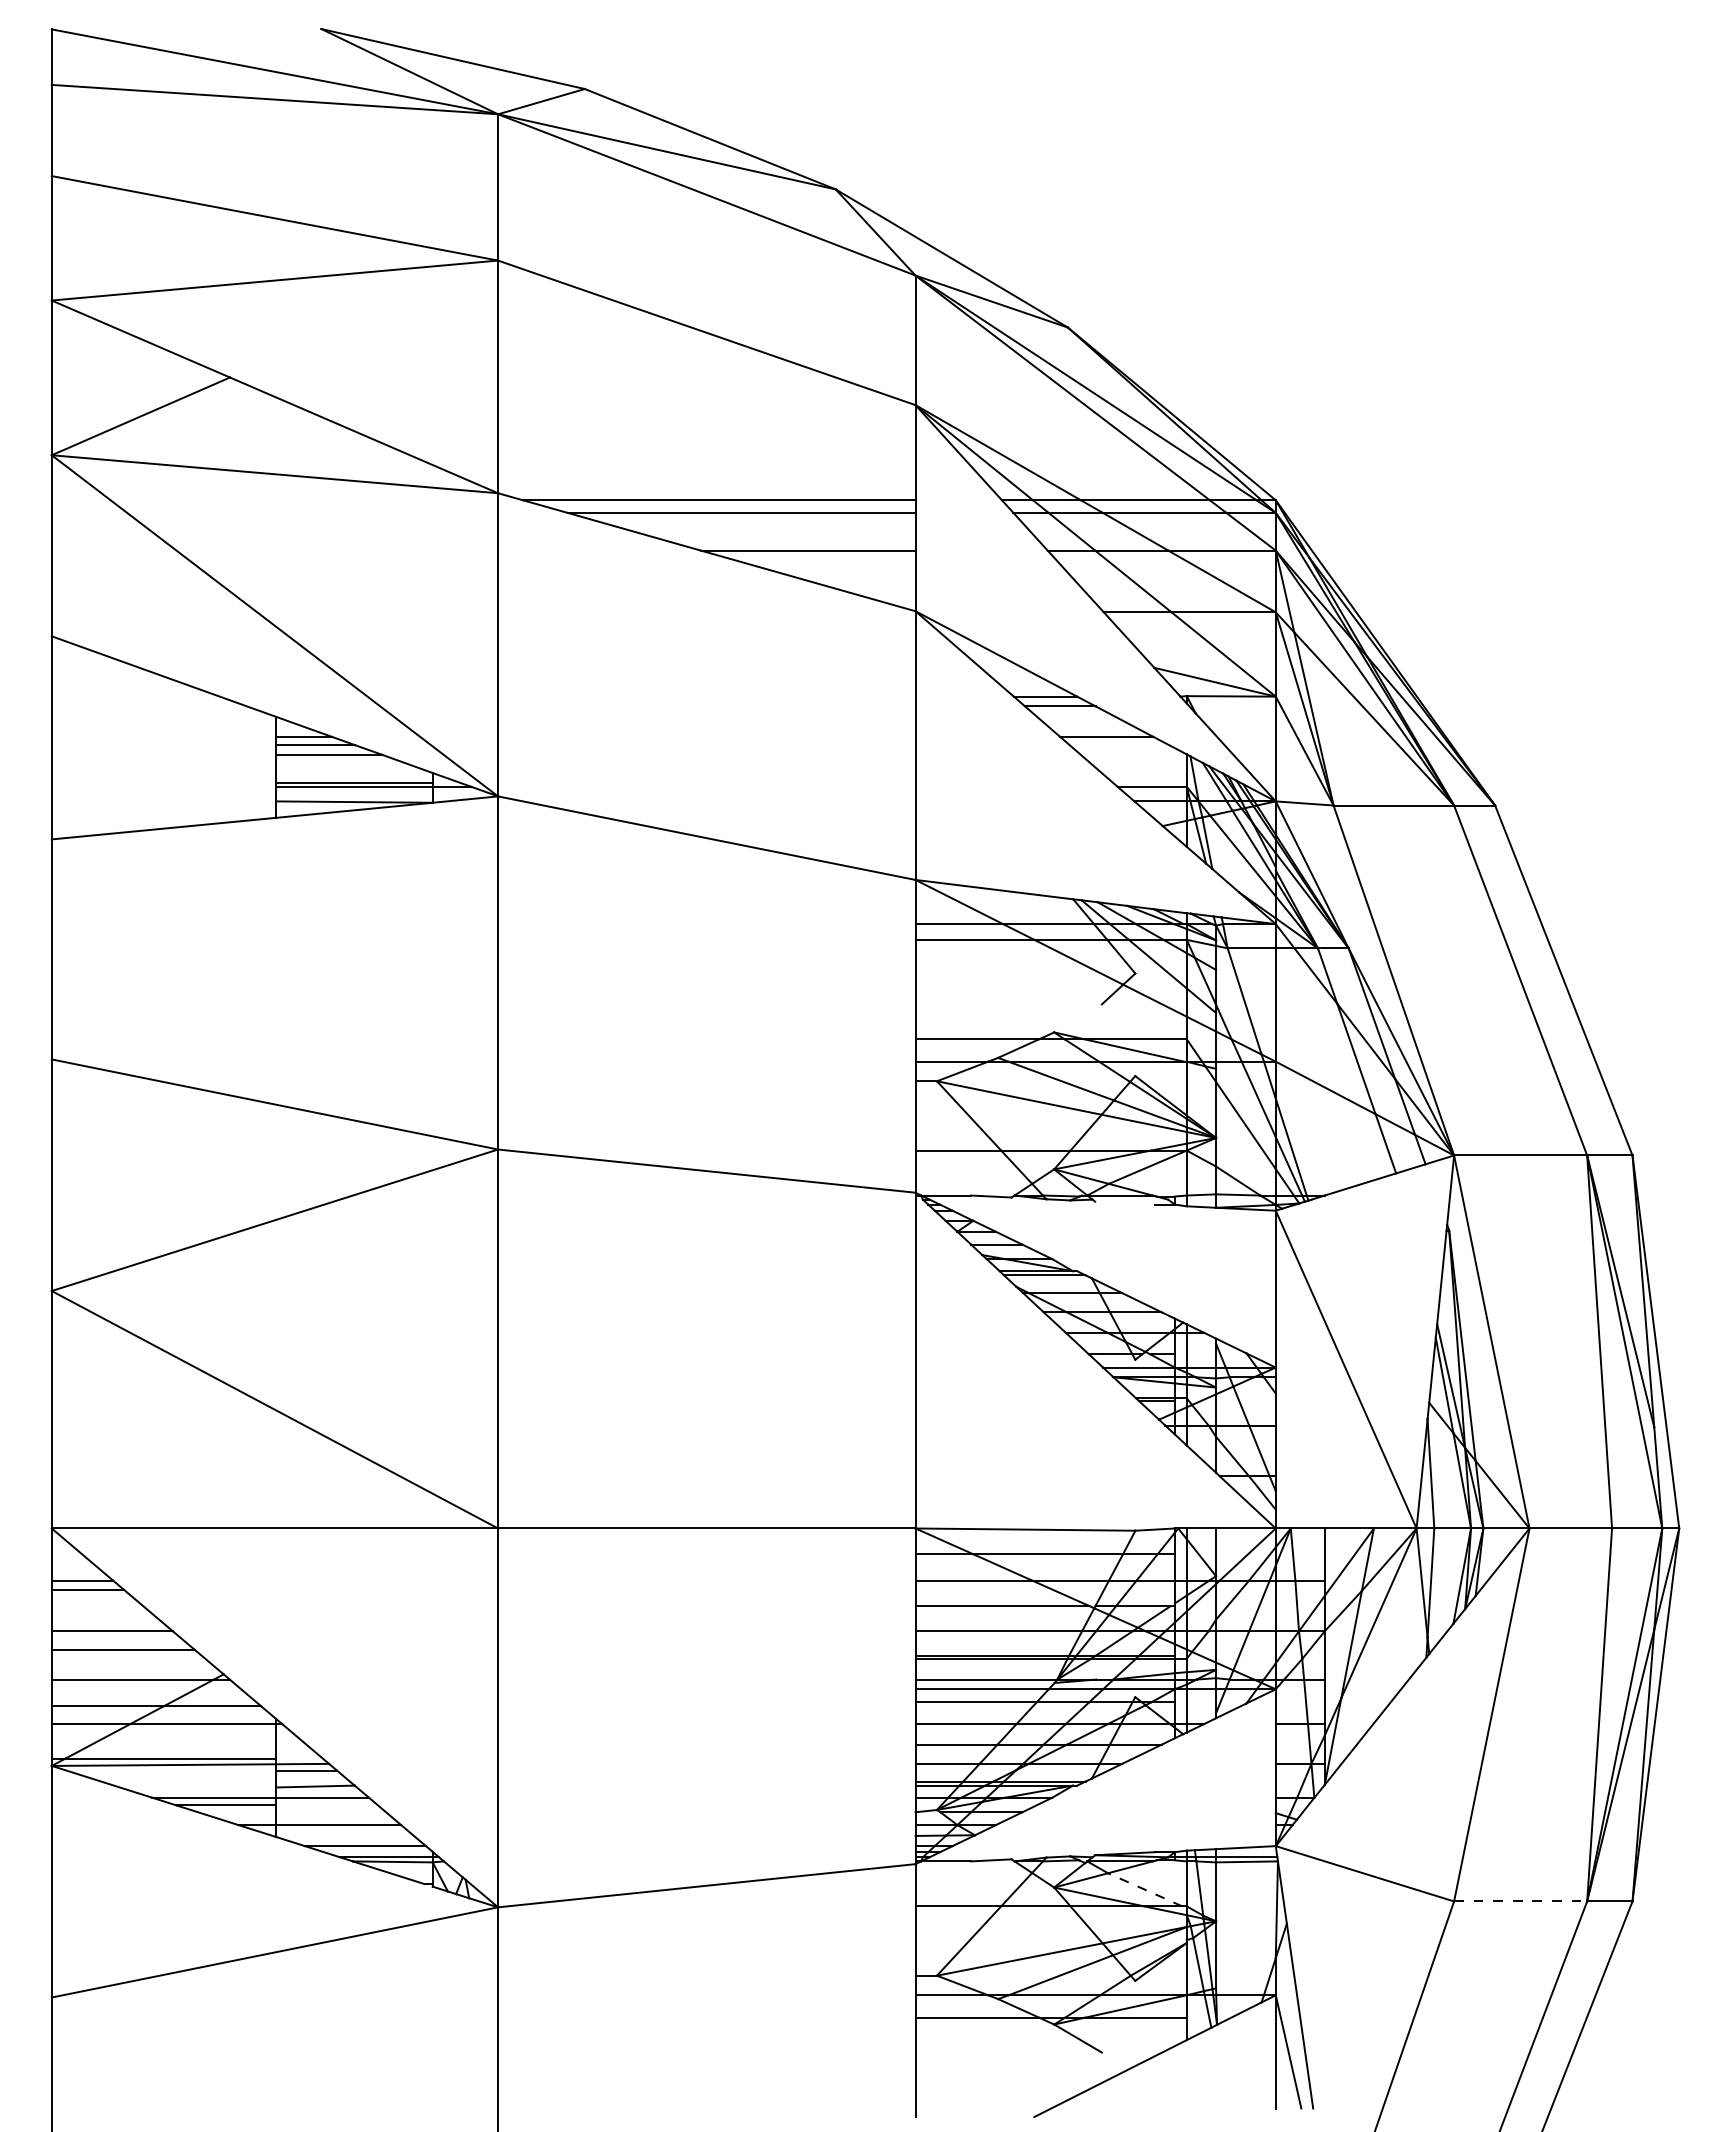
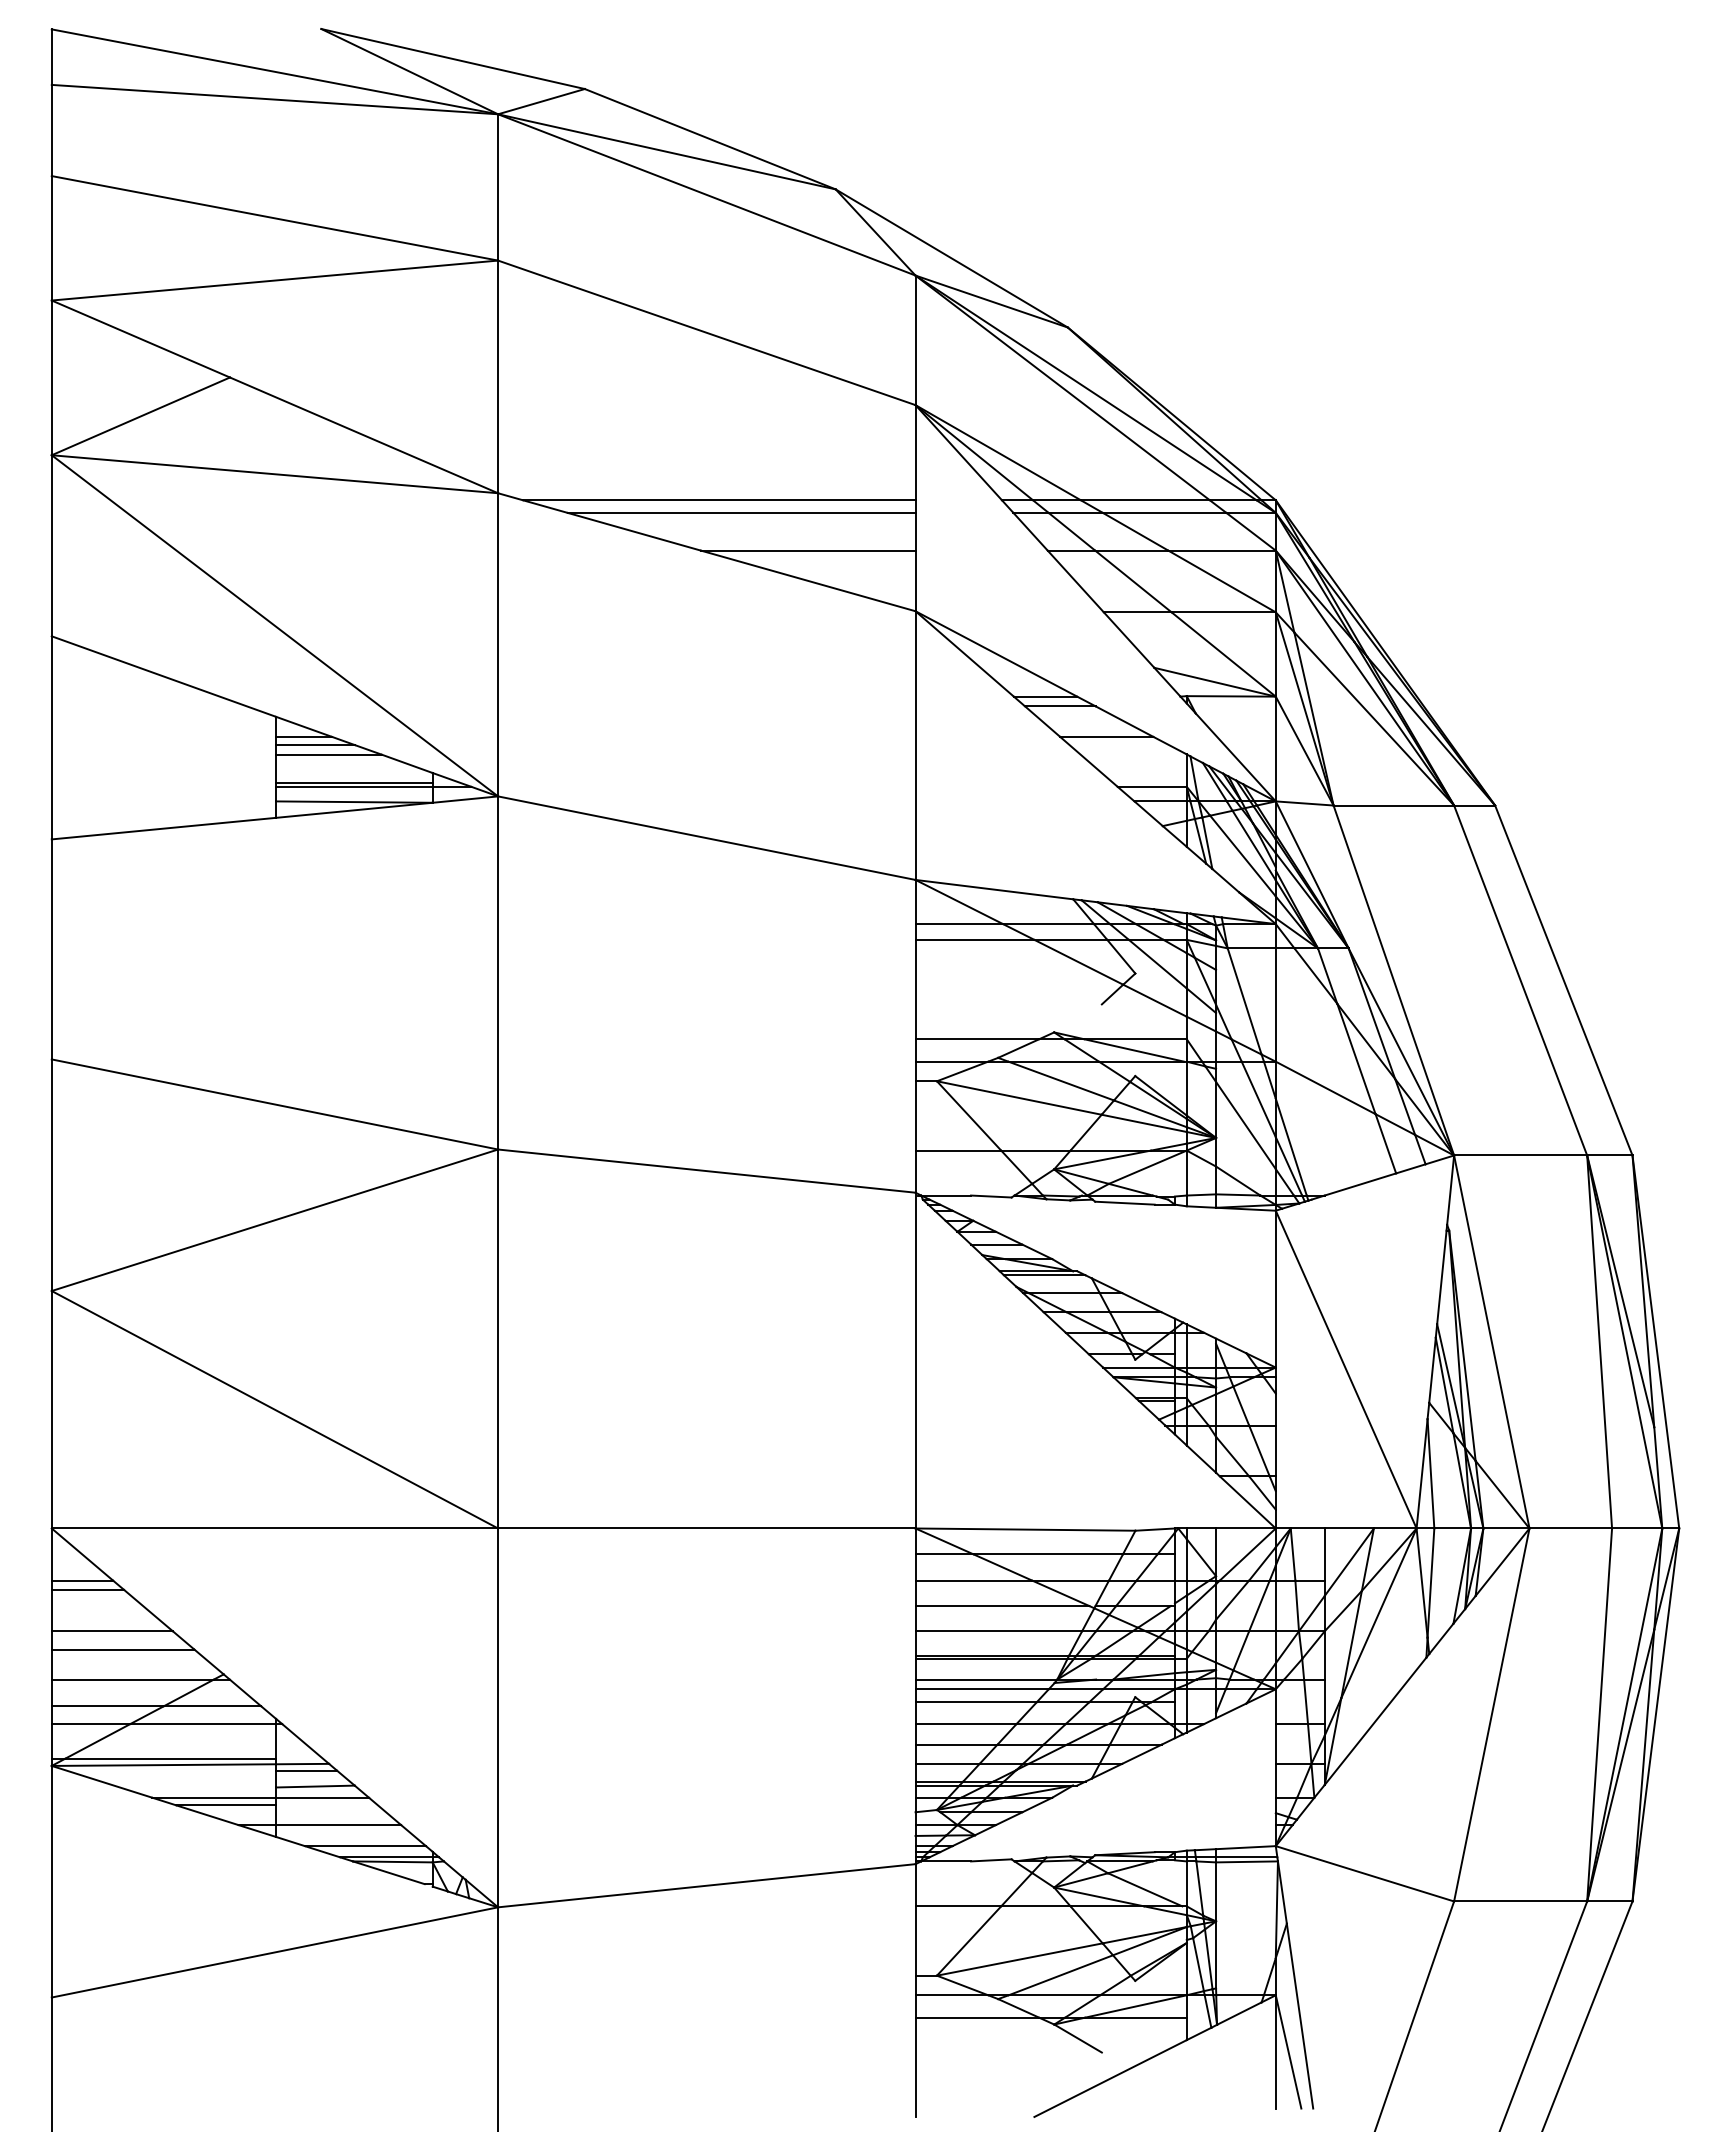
line: none -> present (1124, 1202)
line: dashed -> solid (1145, 1889)
line: dashed -> solid (1520, 1901)
